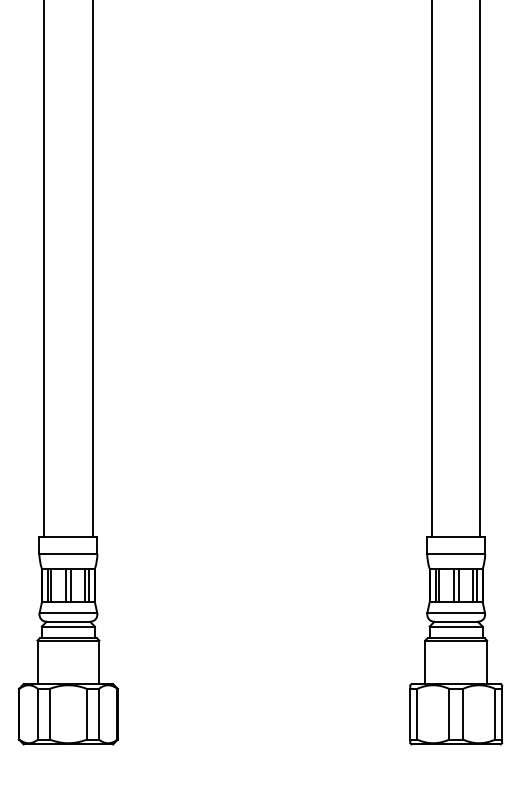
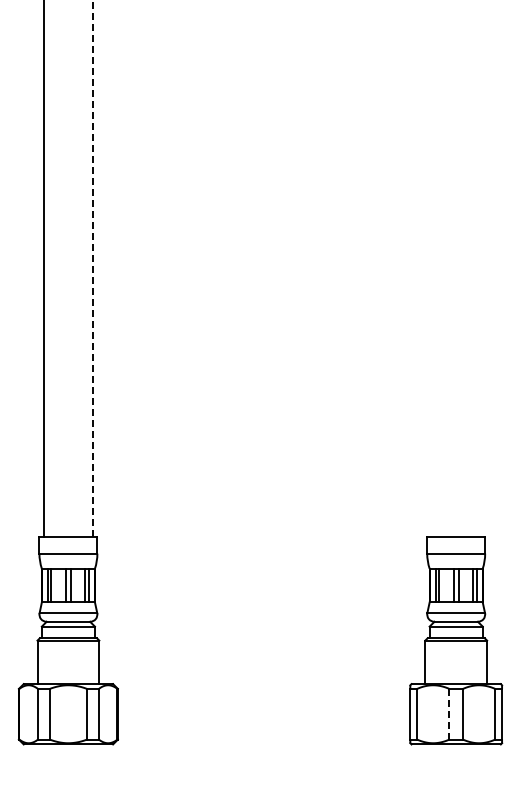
line: solid -> dashed (92, 268)
line: present -> none (432, 269)
line: present -> none (480, 269)
line: solid -> dashed (449, 714)
